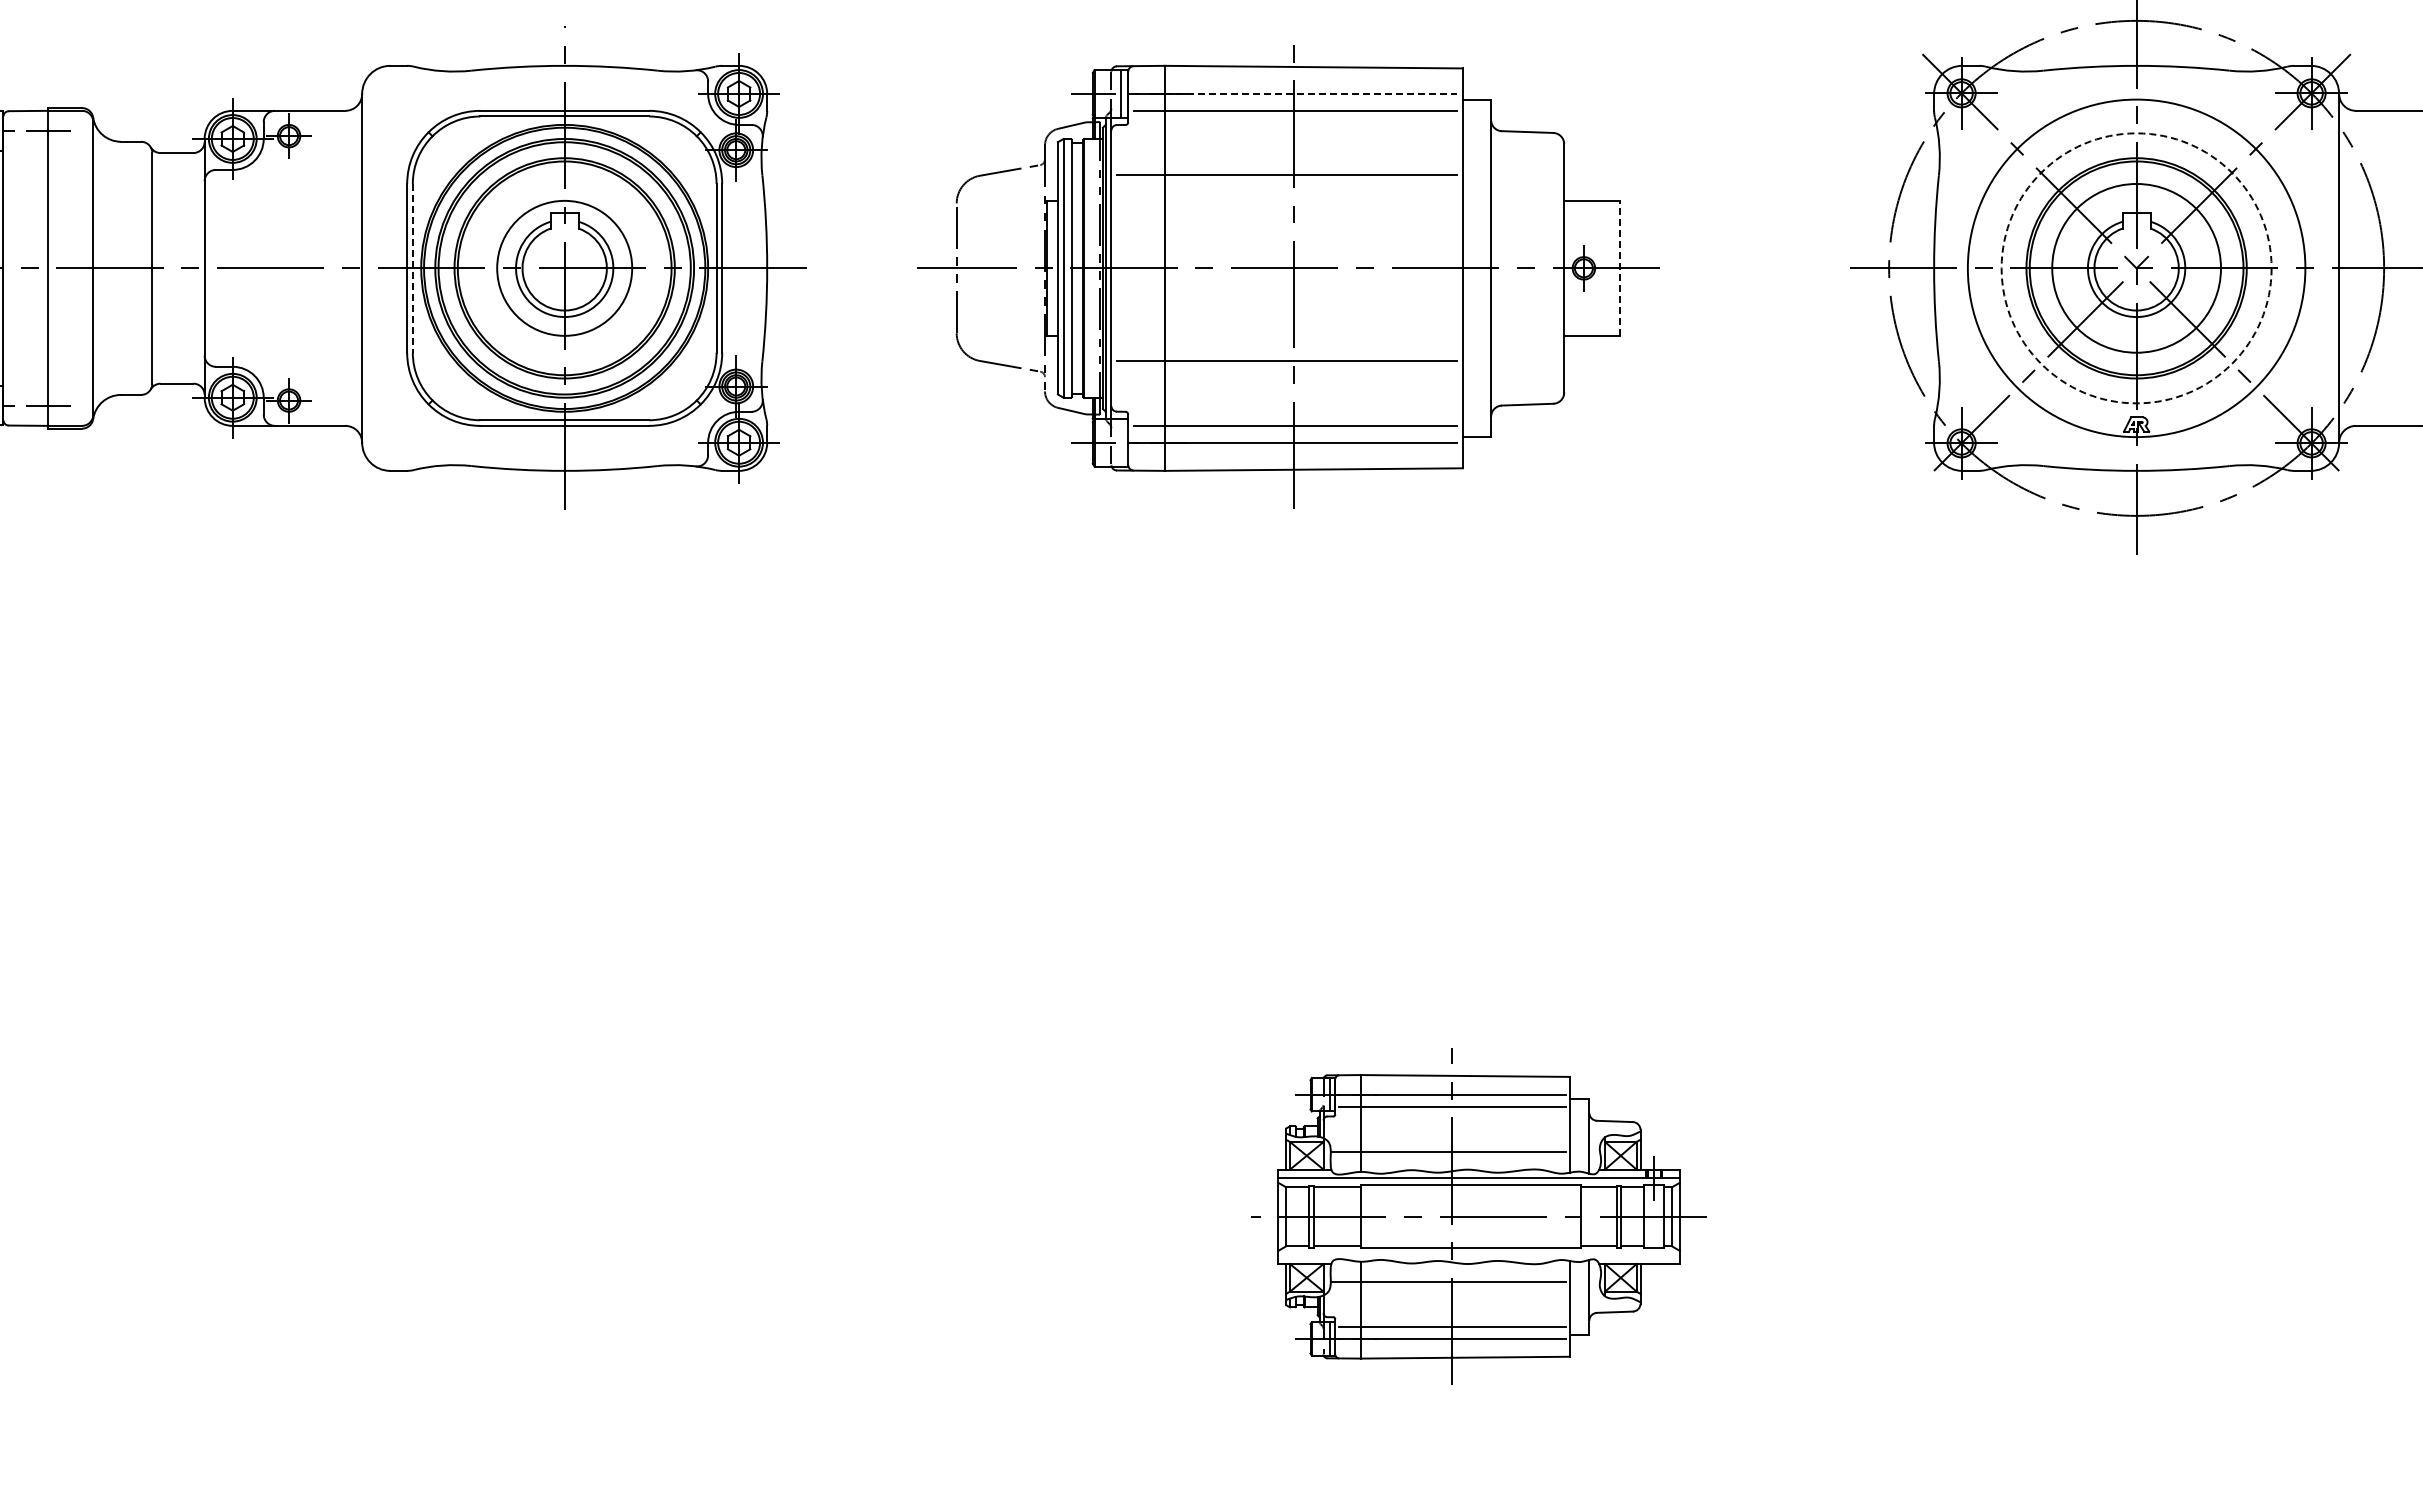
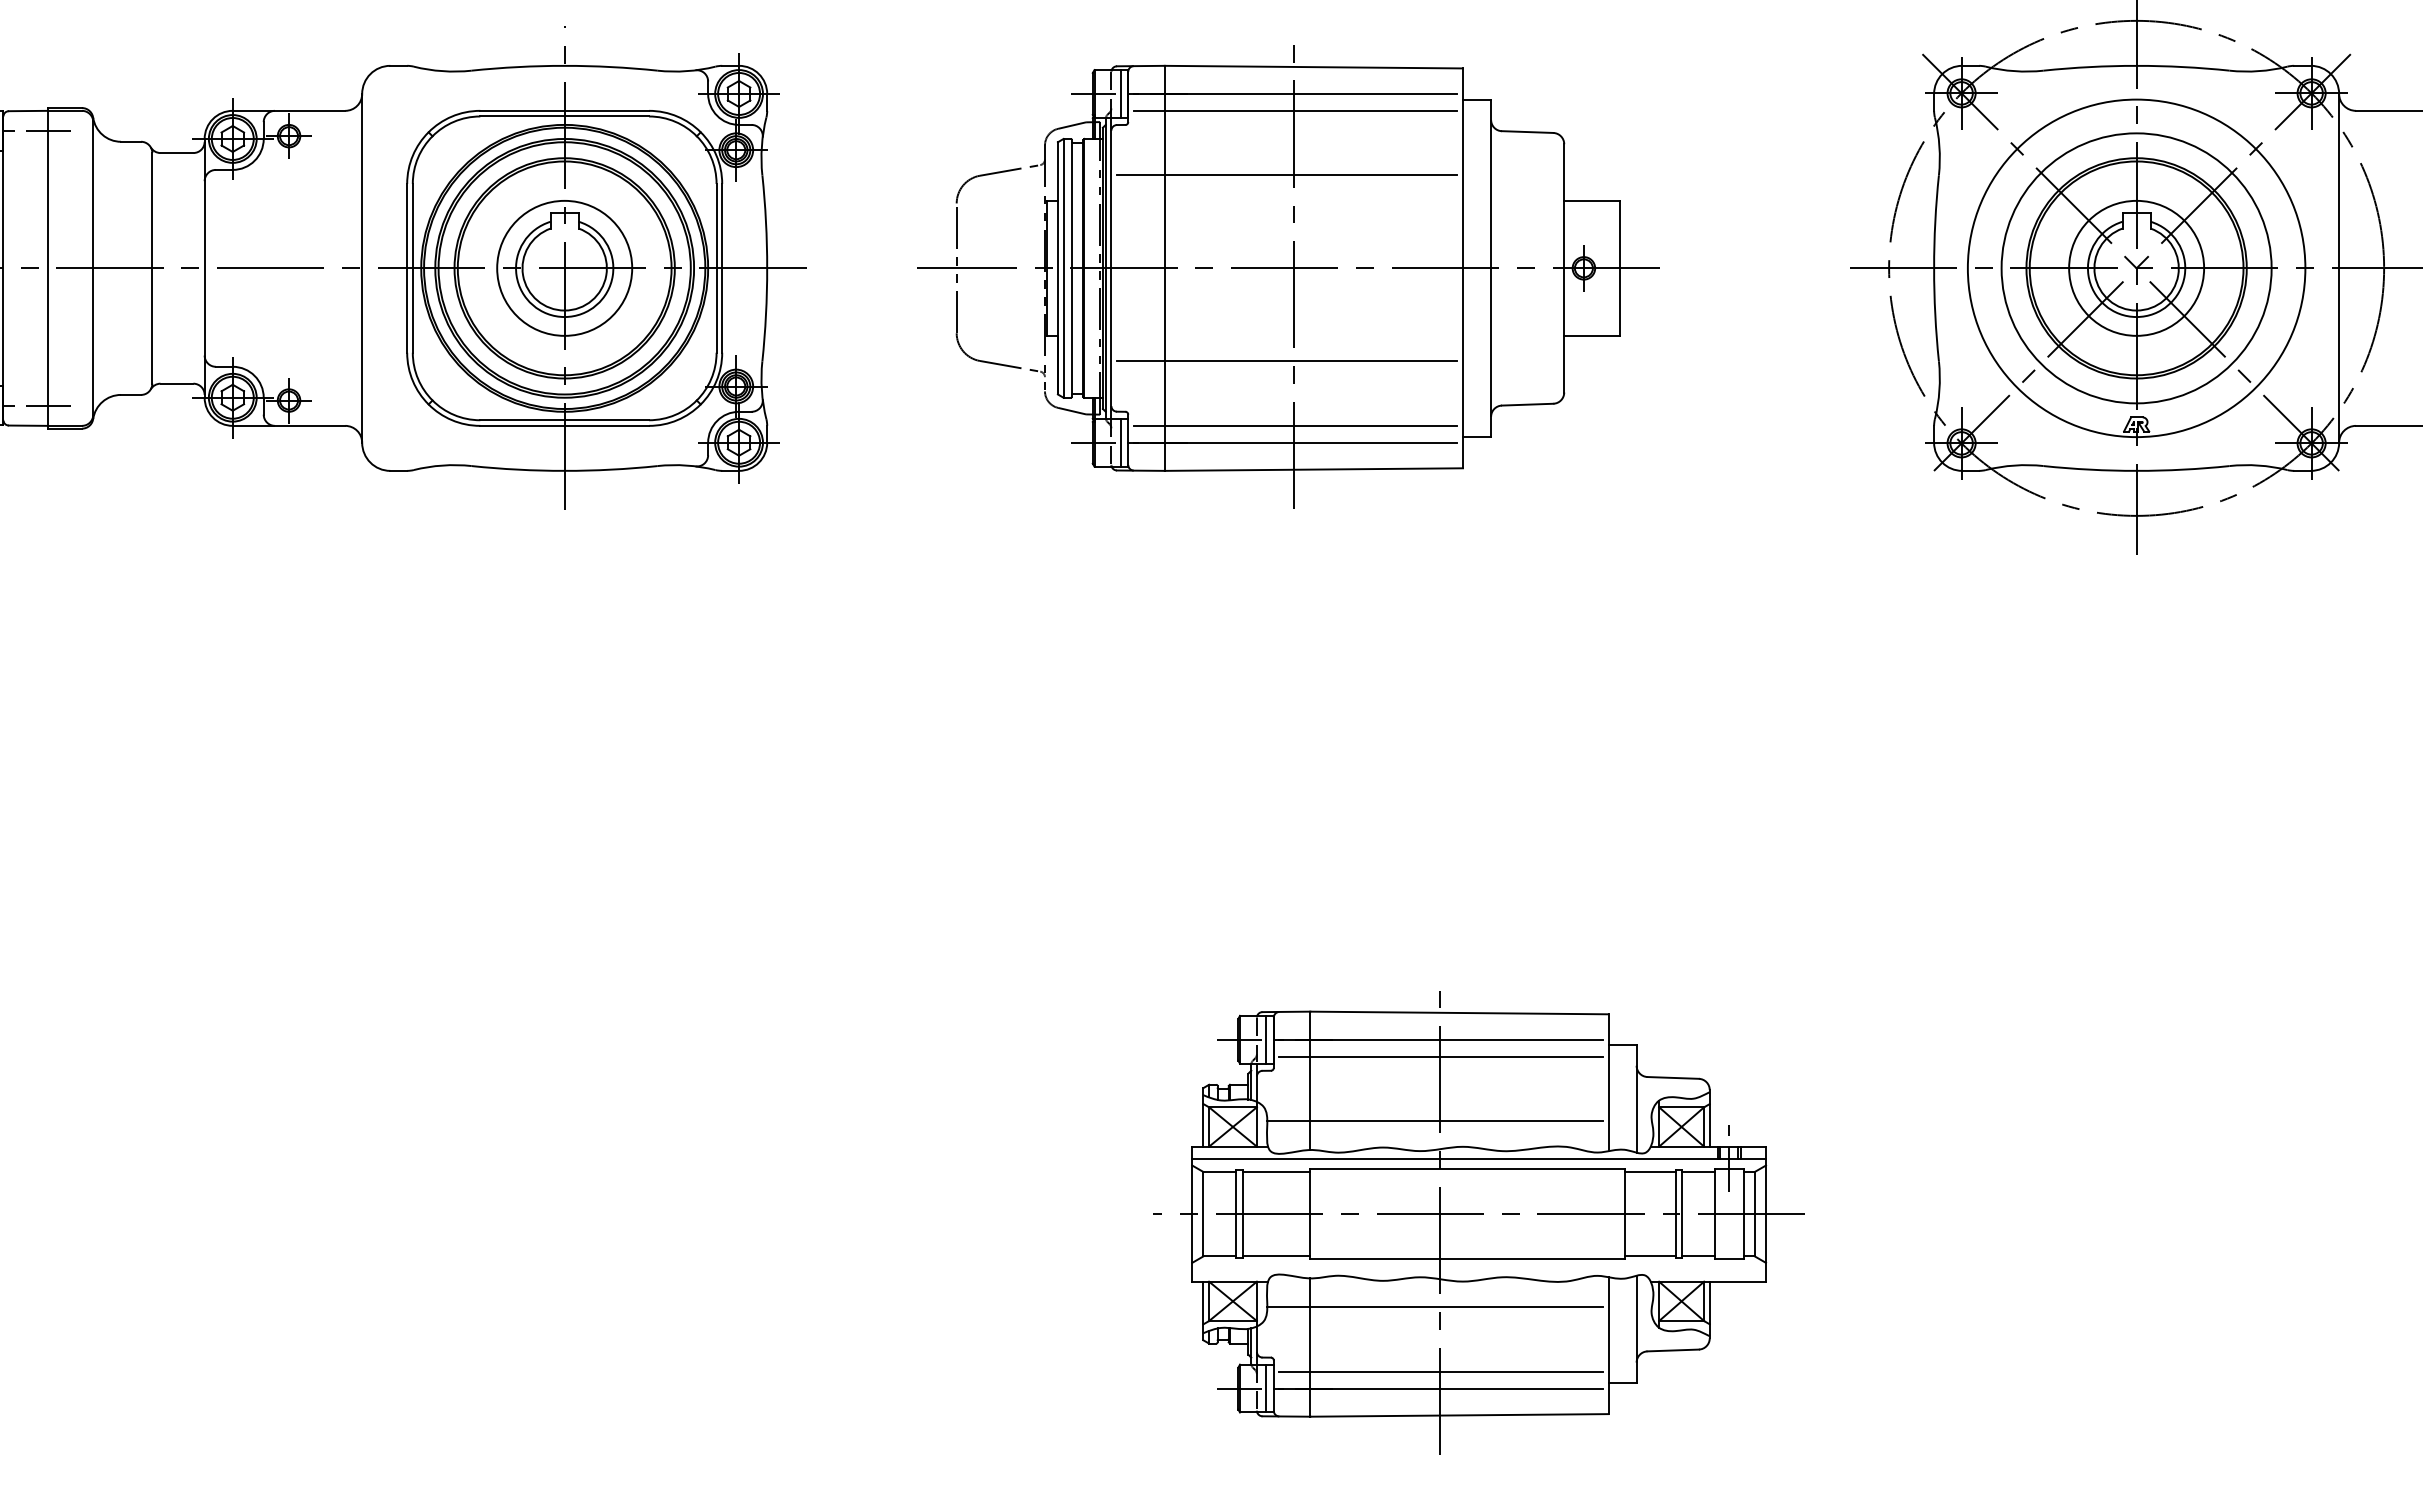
line: dashed -> solid (1311, 93)
circle diameter: 169 px -> 135 px (2136, 267)
line: dashed -> solid (412, 268)
line: dashed -> solid (1620, 268)
circle: dashed -> solid (2136, 268)
line: none -> present (1120, 442)
part size: 456x331 px -> 652x464 px (1478, 1222)
